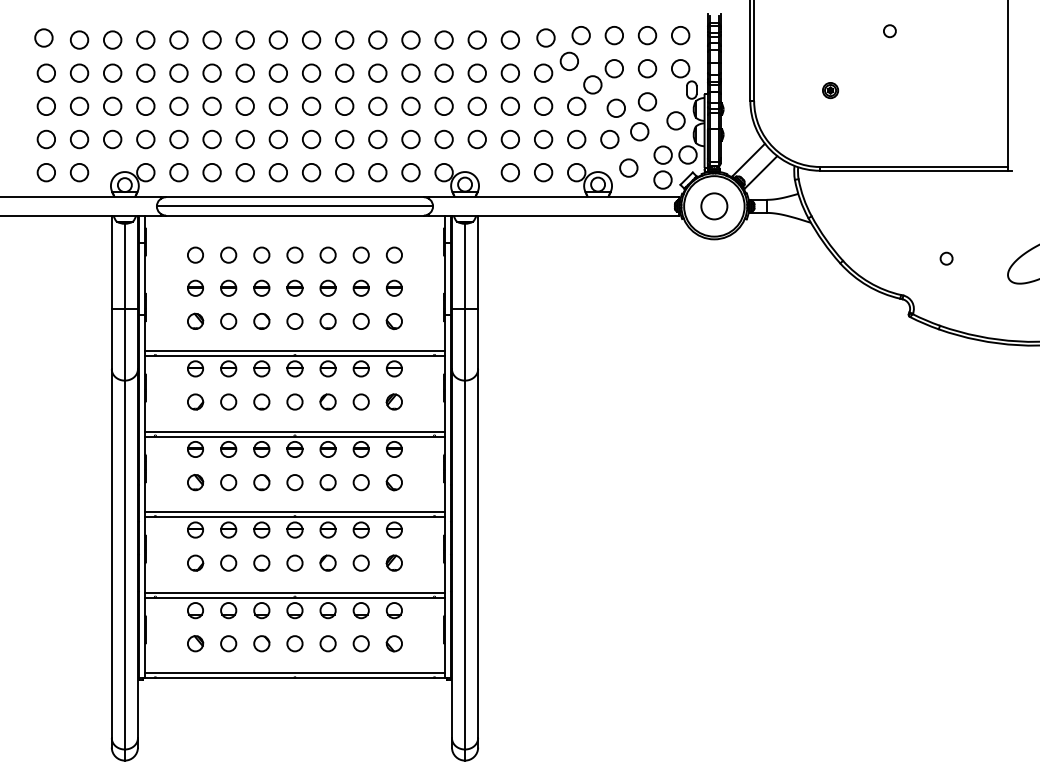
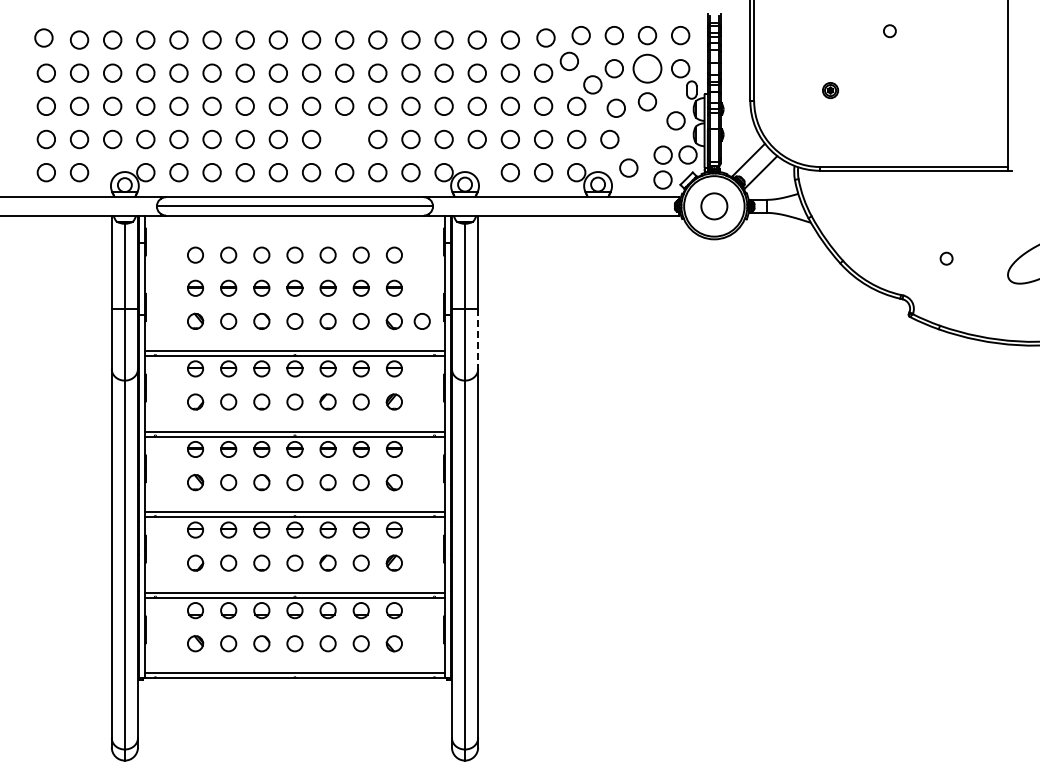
circle diameter: 17 px -> 28 px (647, 68)
circle: present -> none (639, 131)
circle: present -> none (344, 139)
circle: none -> present (421, 321)
line: solid -> dashed (478, 339)
